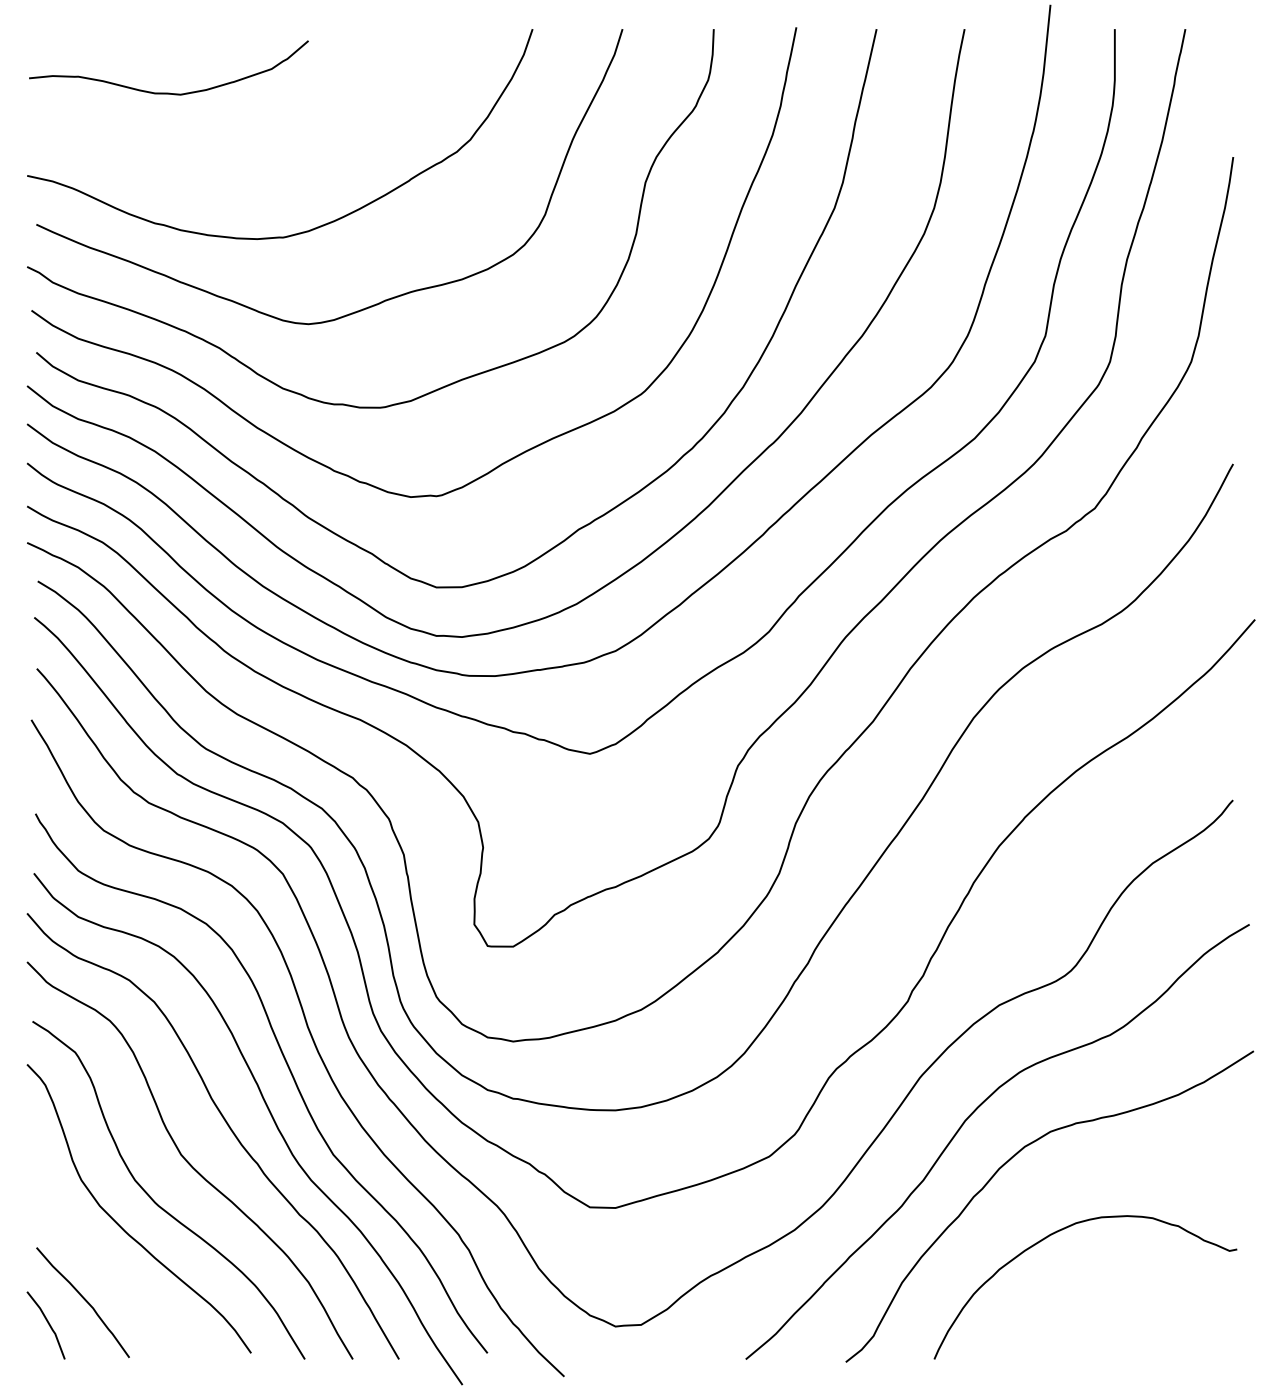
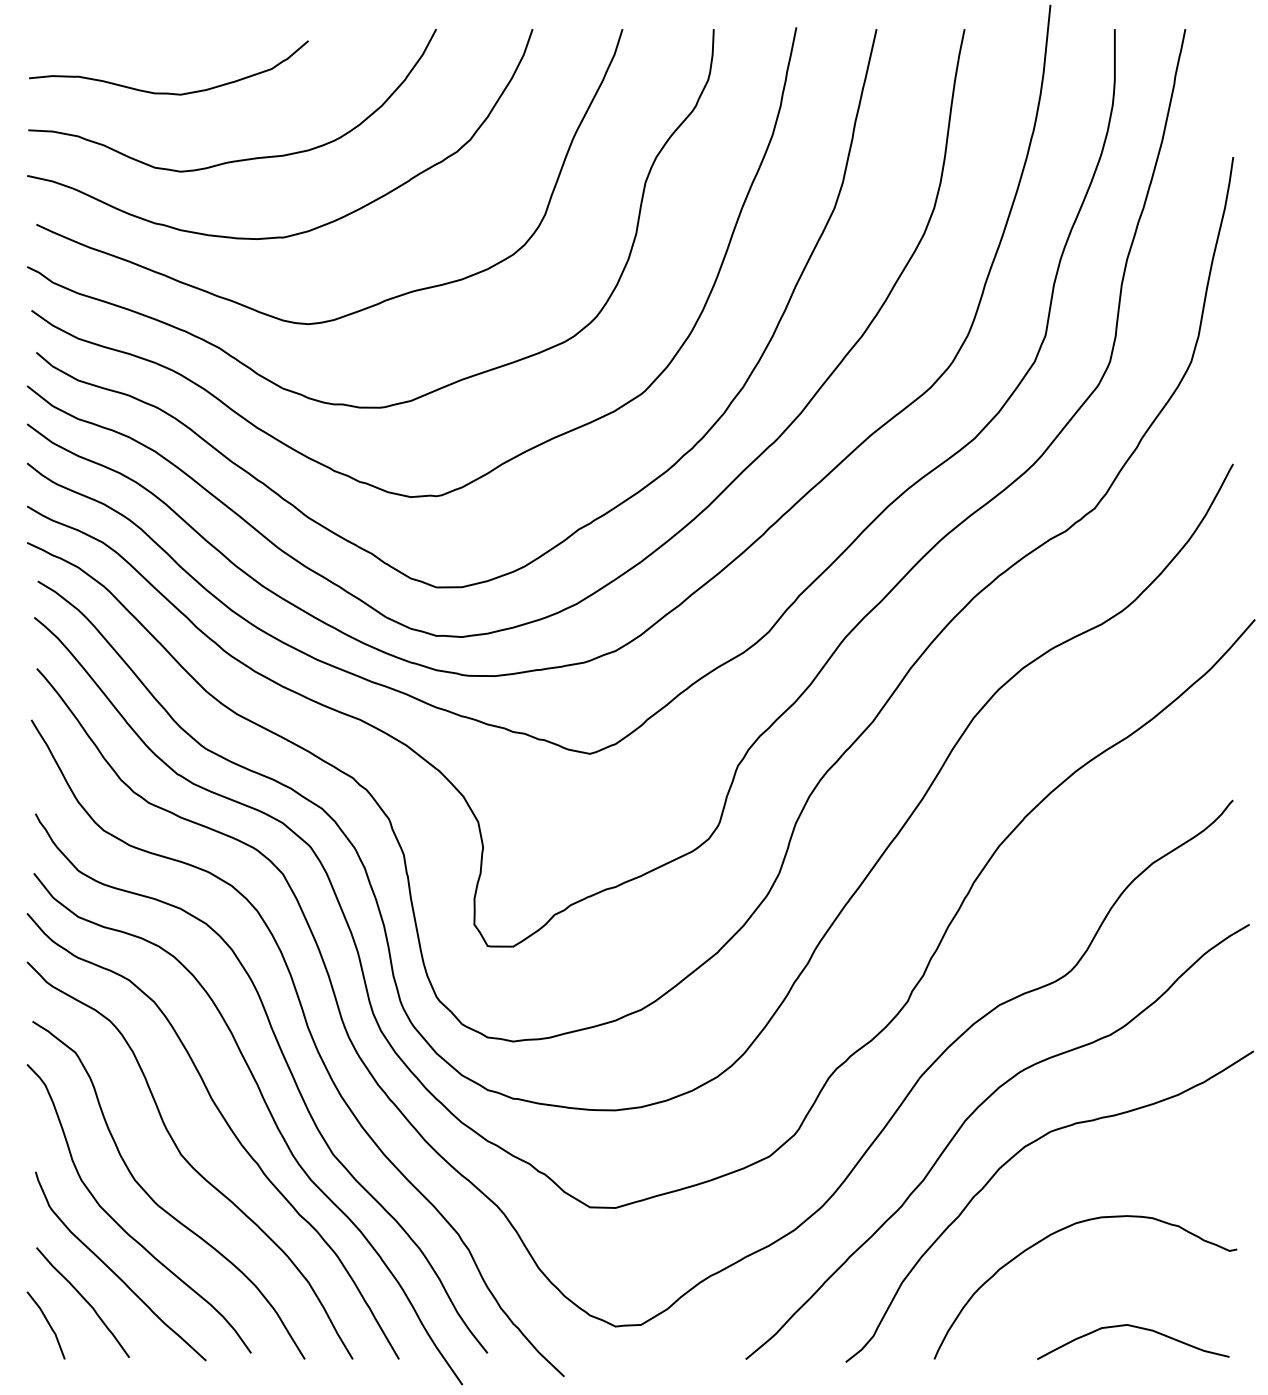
curve: none -> present (239, 159)
curve: none -> present (114, 1271)
curve: none -> present (1137, 1328)
